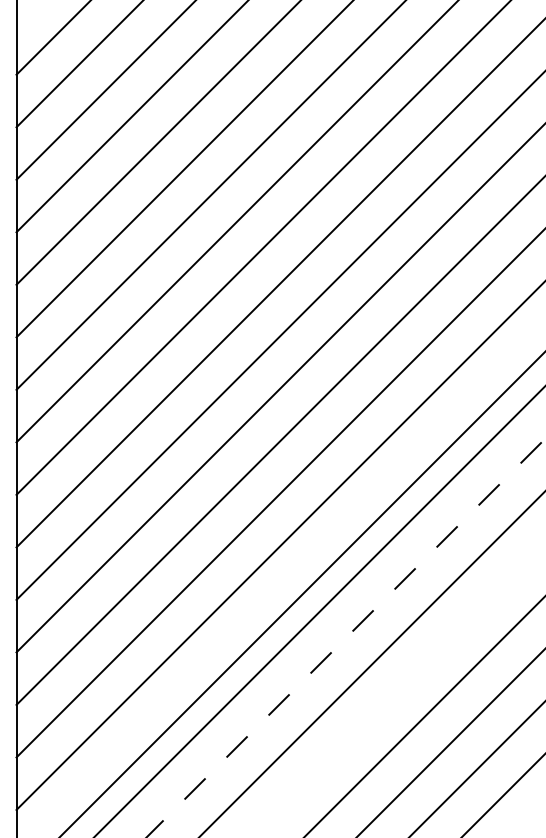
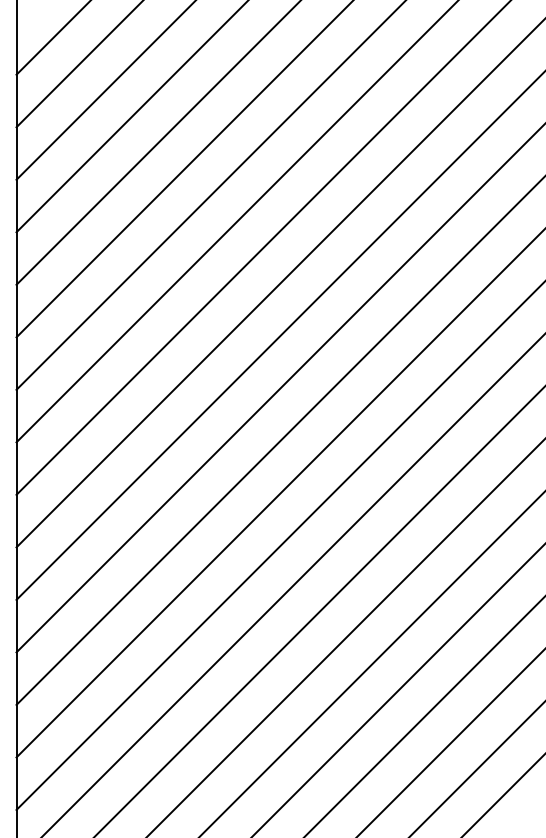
line position: (302, 594) -> (293, 585) (293, 585)
line: dashed -> solid (345, 638)
line: none -> present (398, 690)
